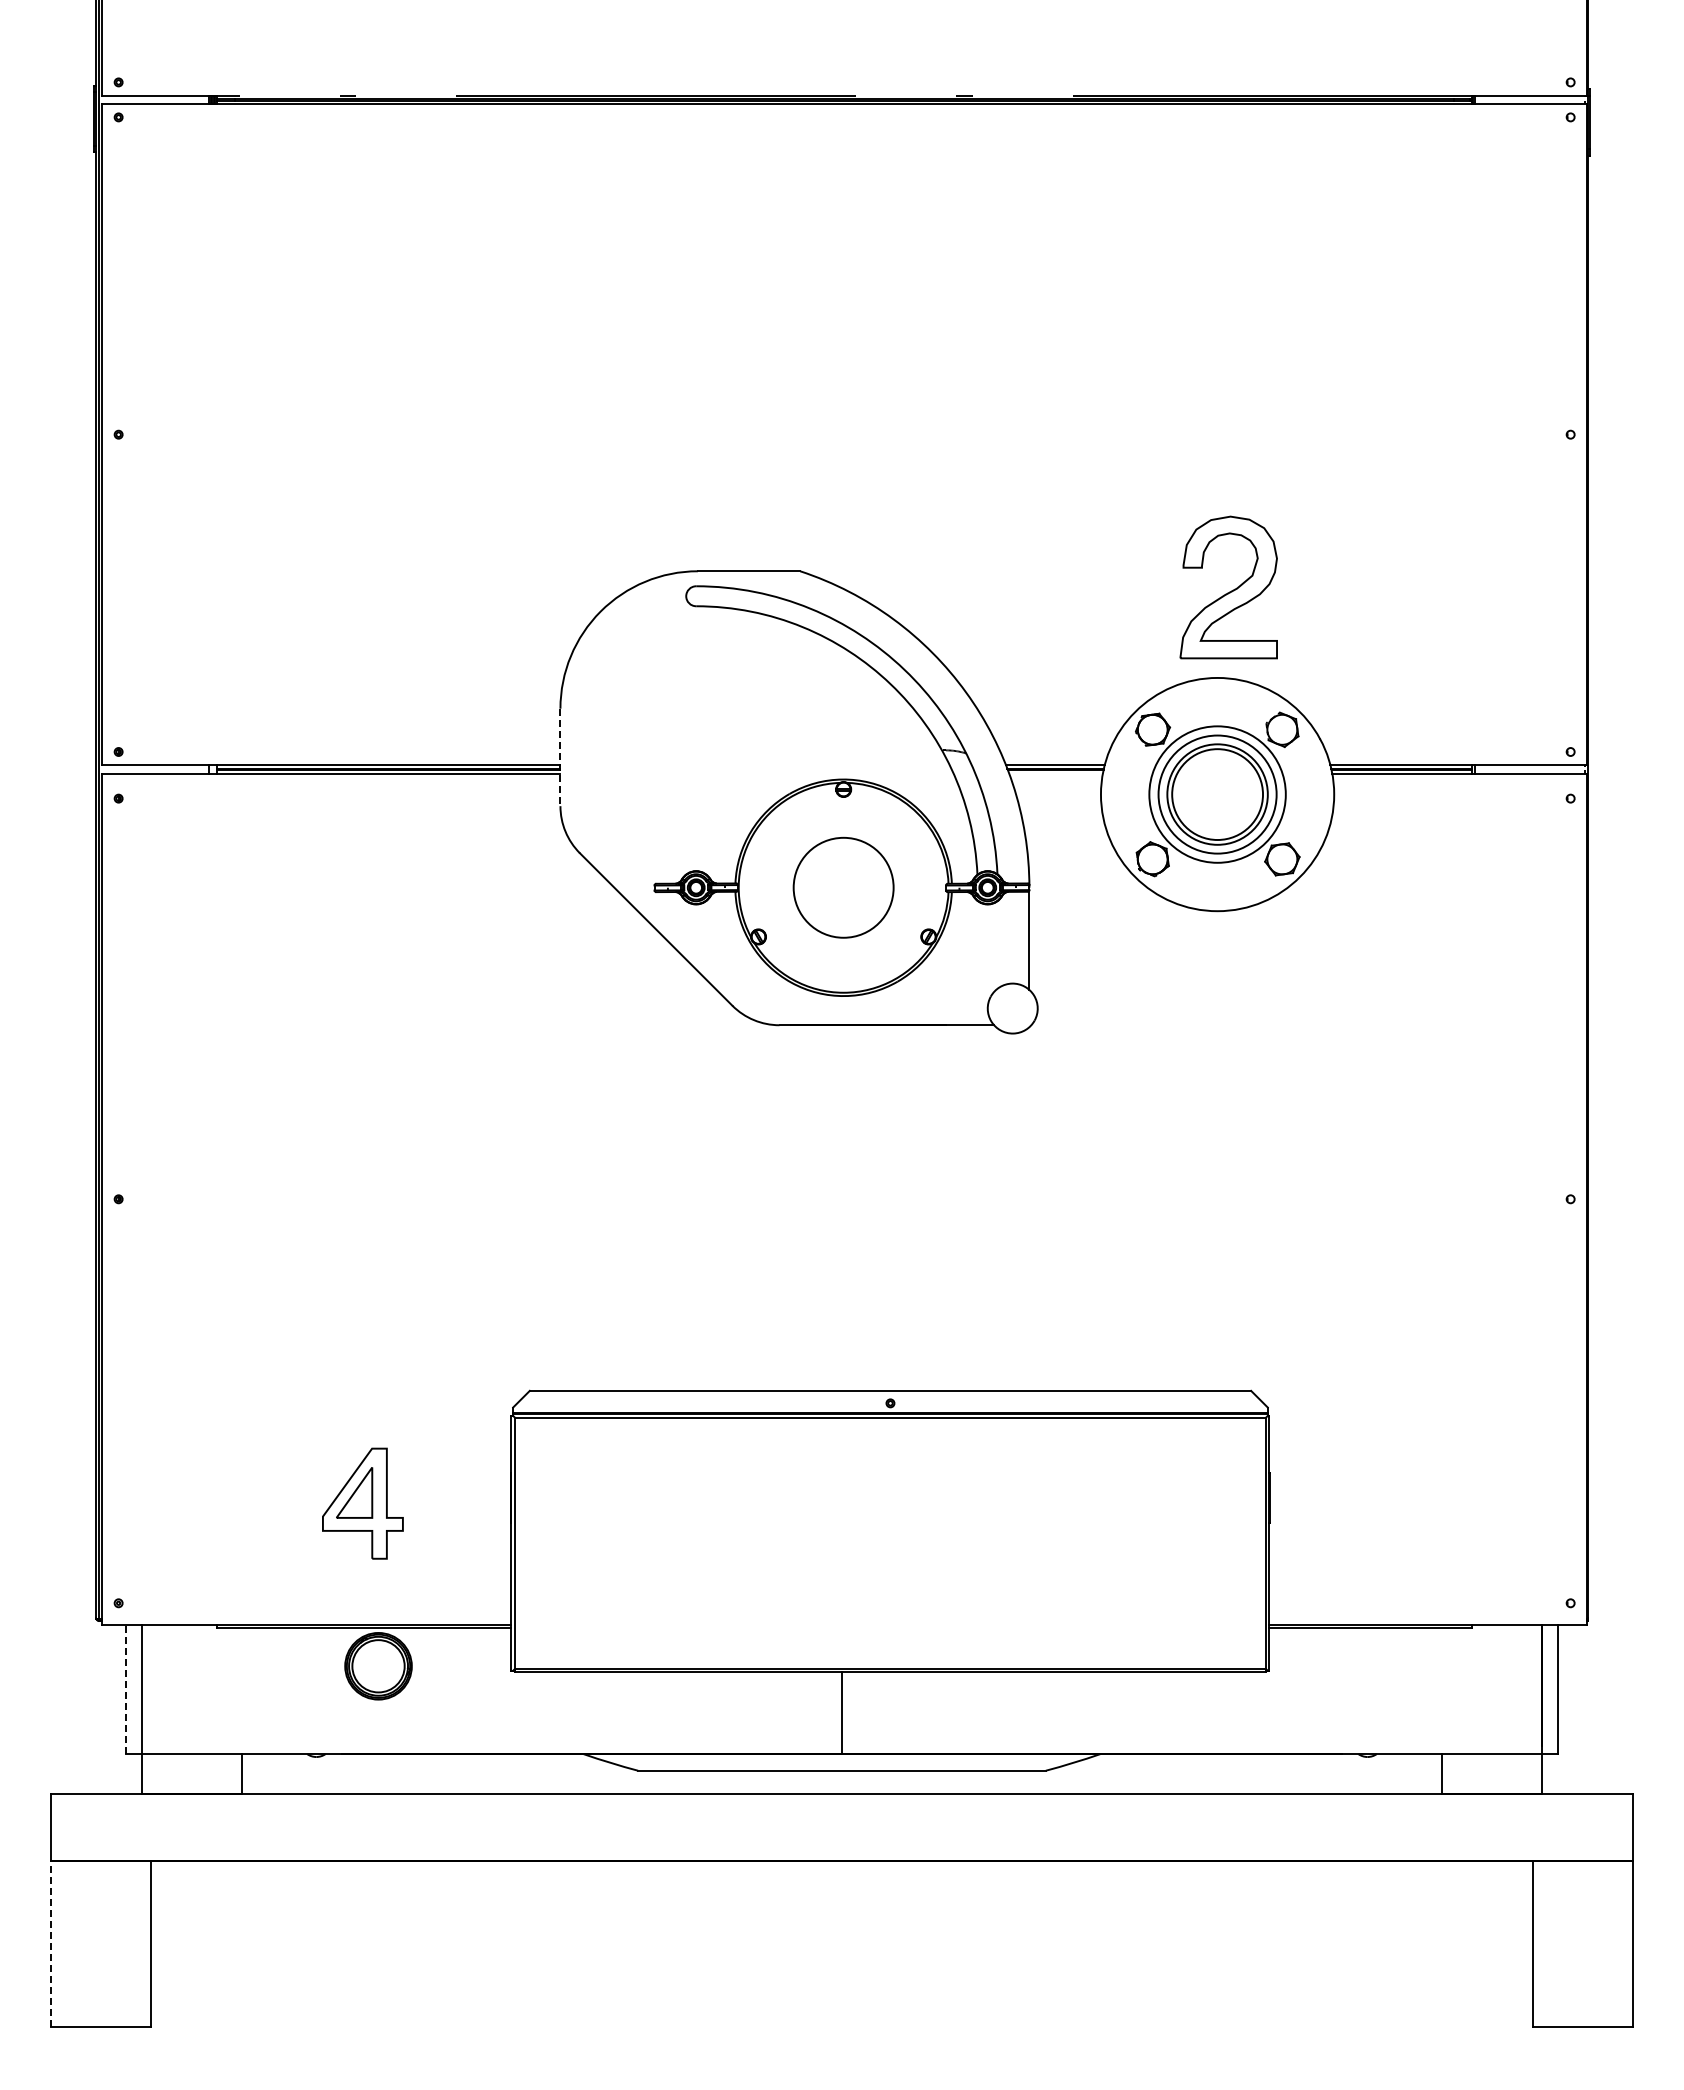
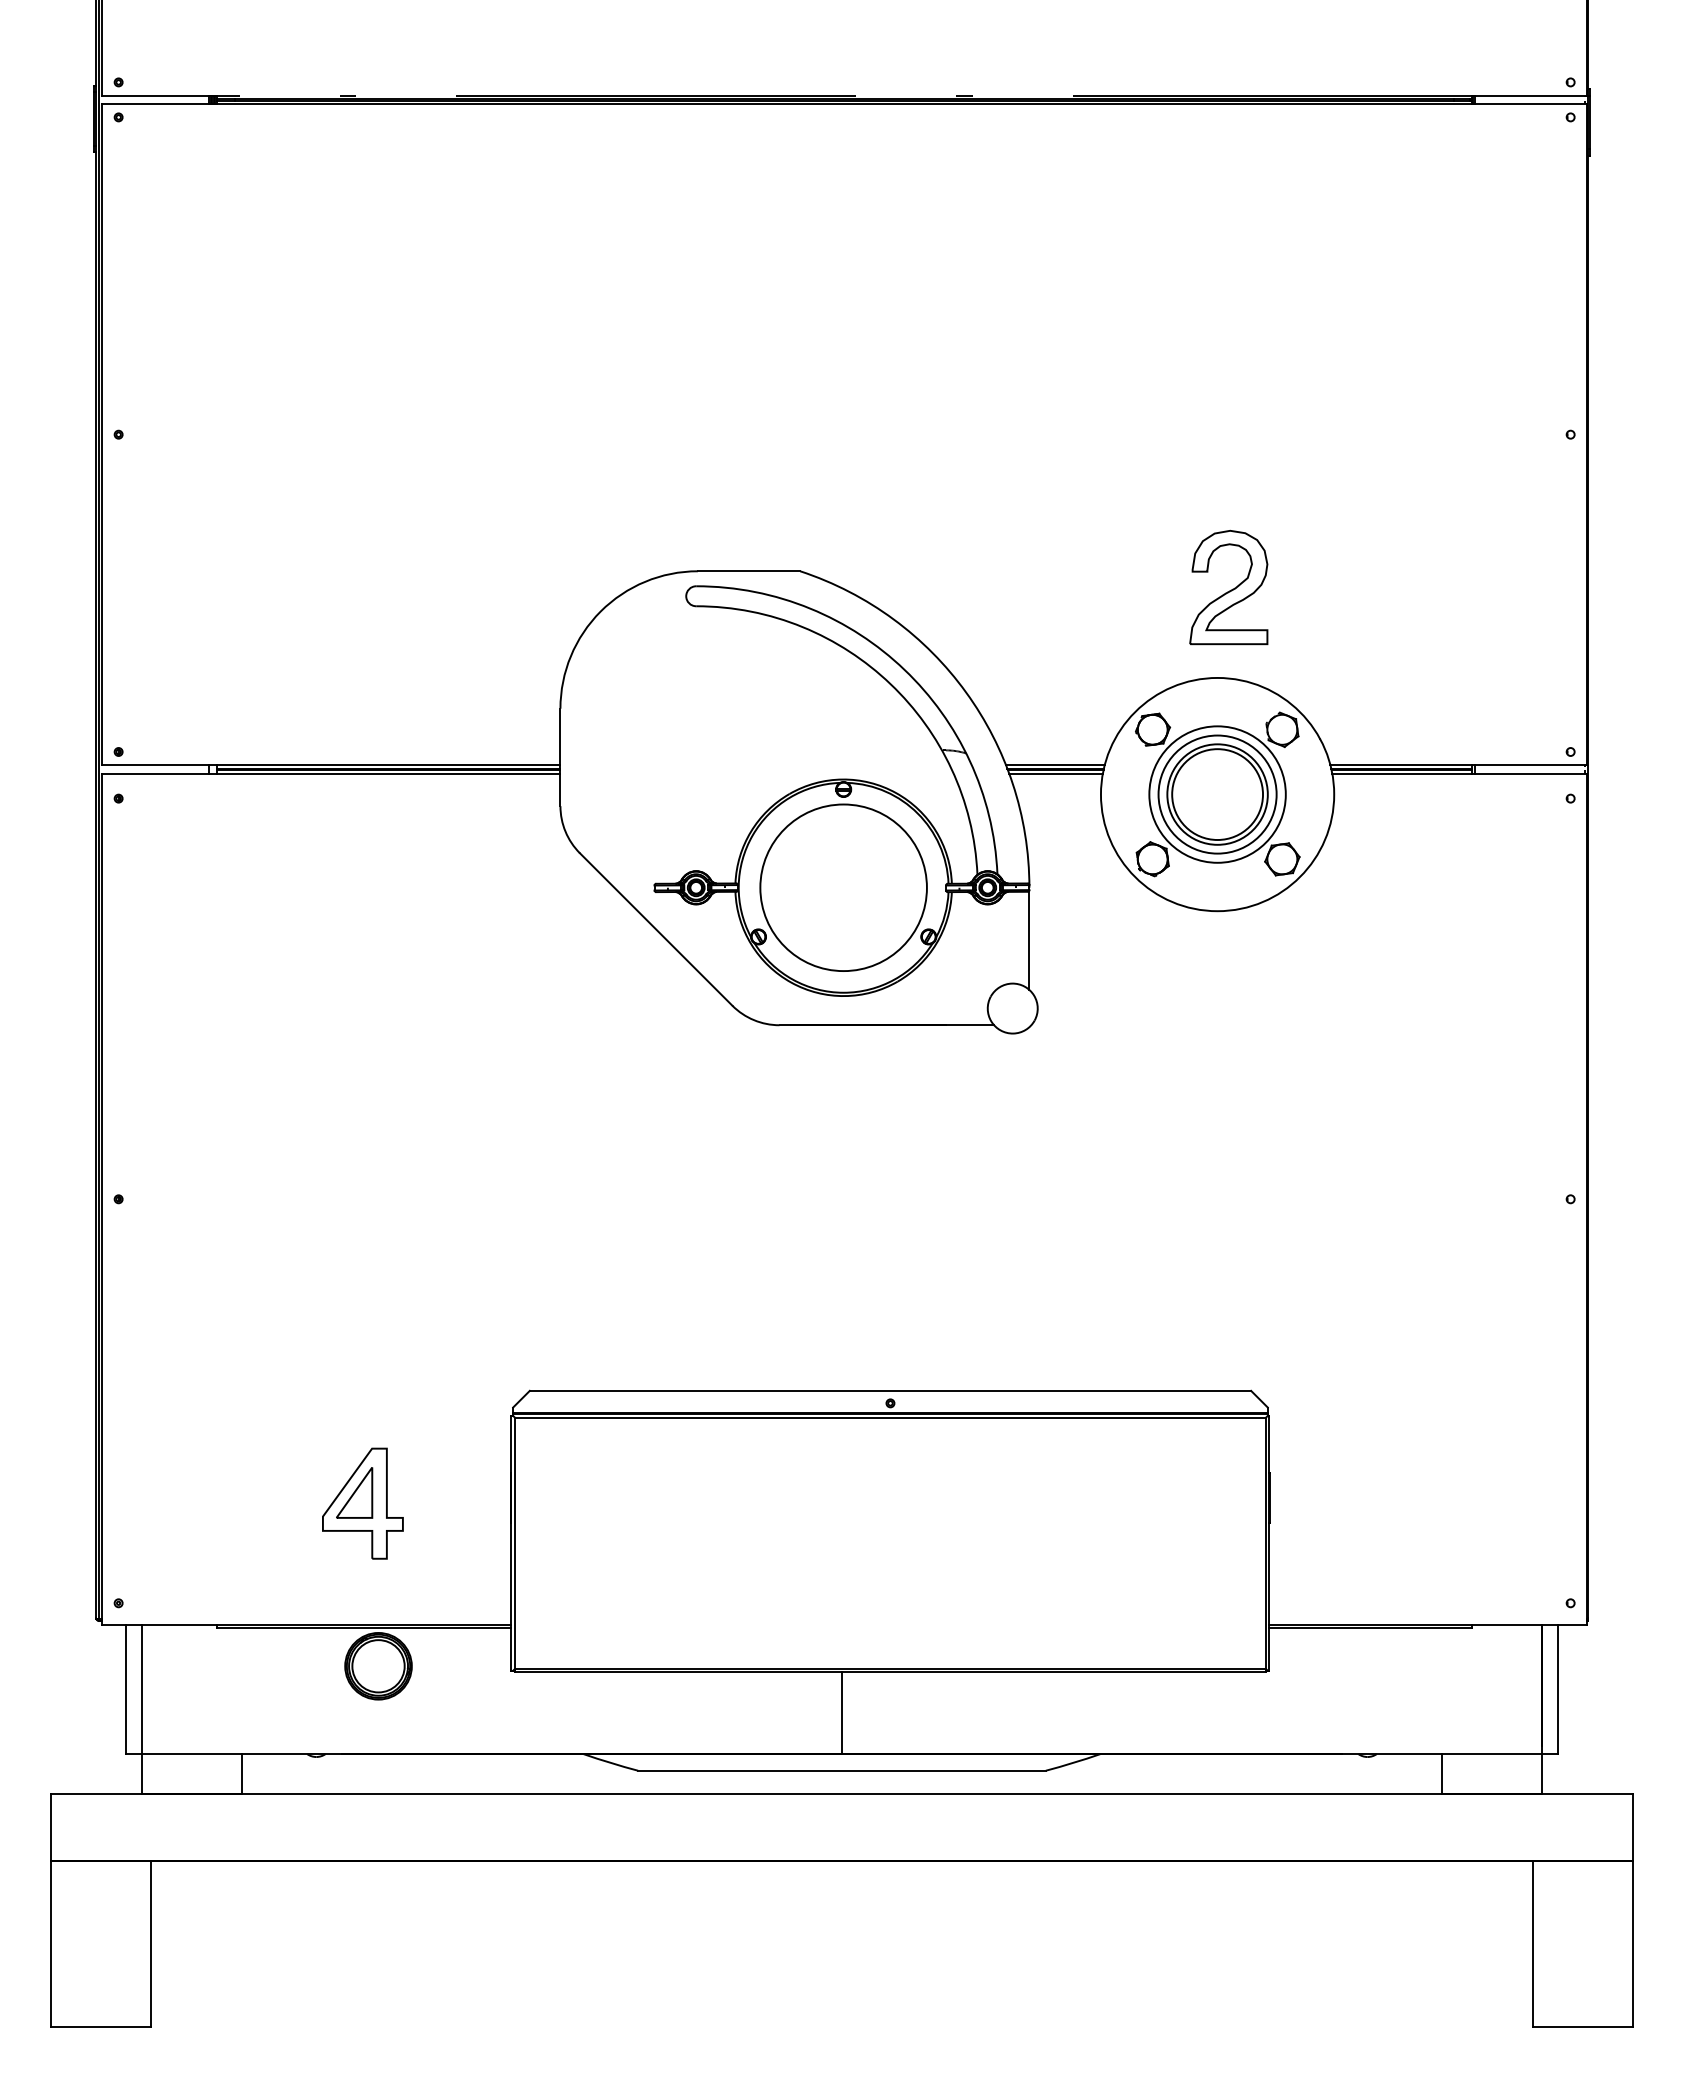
part size: 99x145 px -> 80x117 px (1228, 587)
line: dashed -> solid (560, 757)
line: none -> present (1055, 773)
circle diameter: 100 px -> 167 px (843, 887)
line: dashed -> solid (125, 1689)
line: dashed -> solid (50, 1943)
